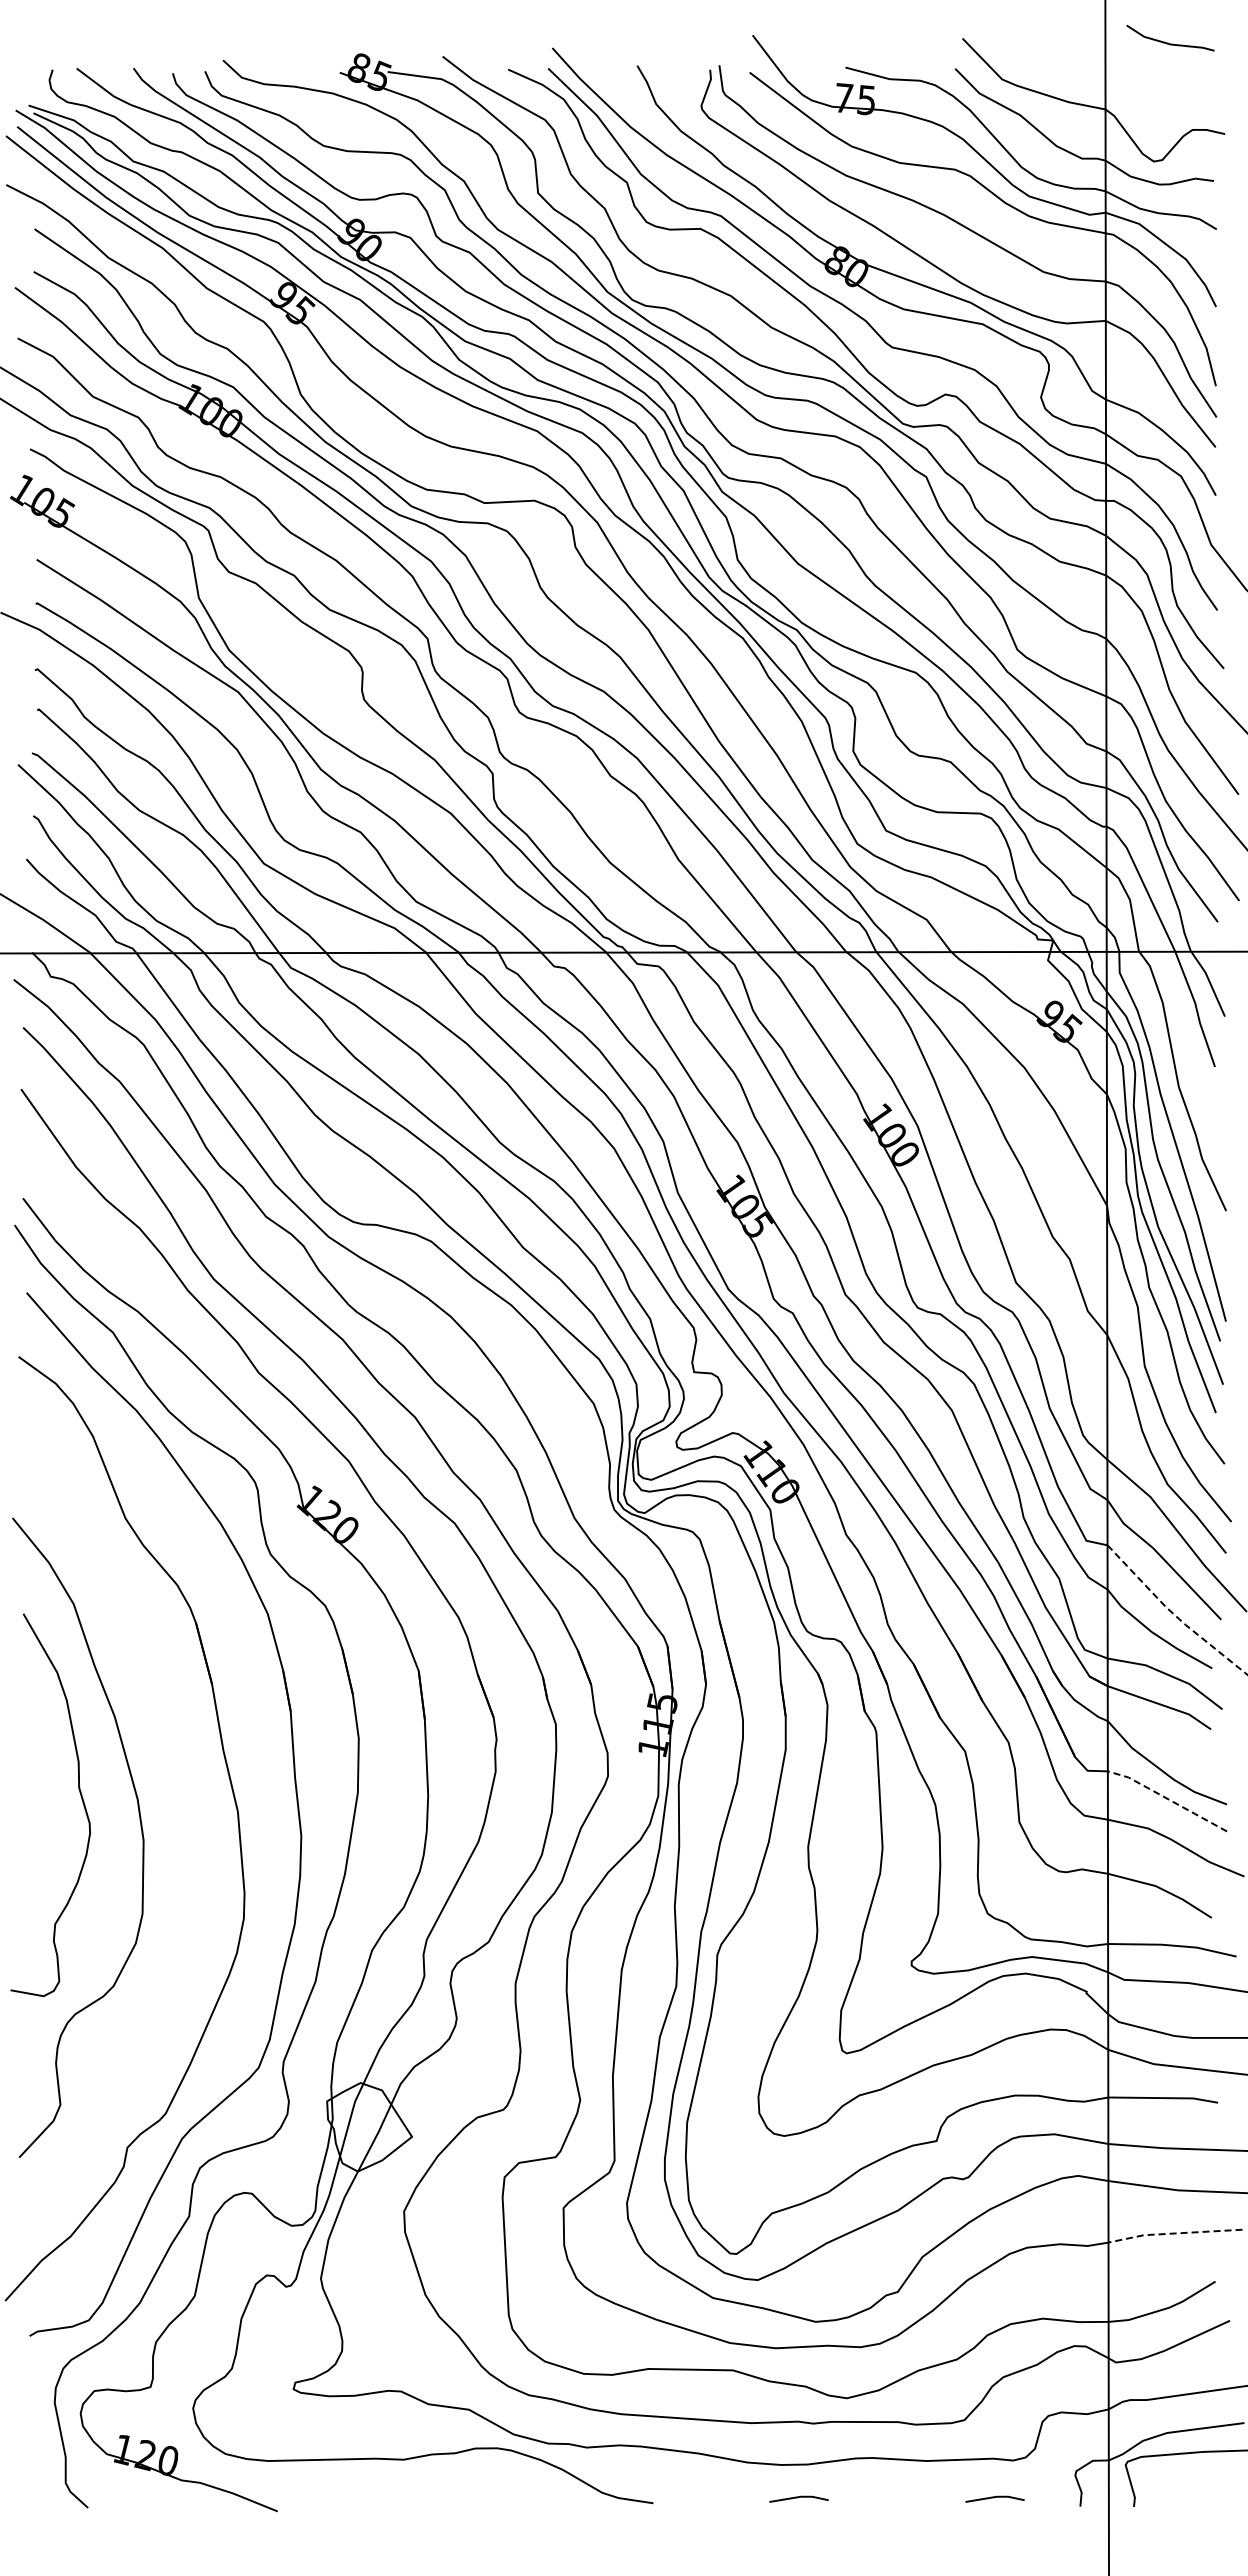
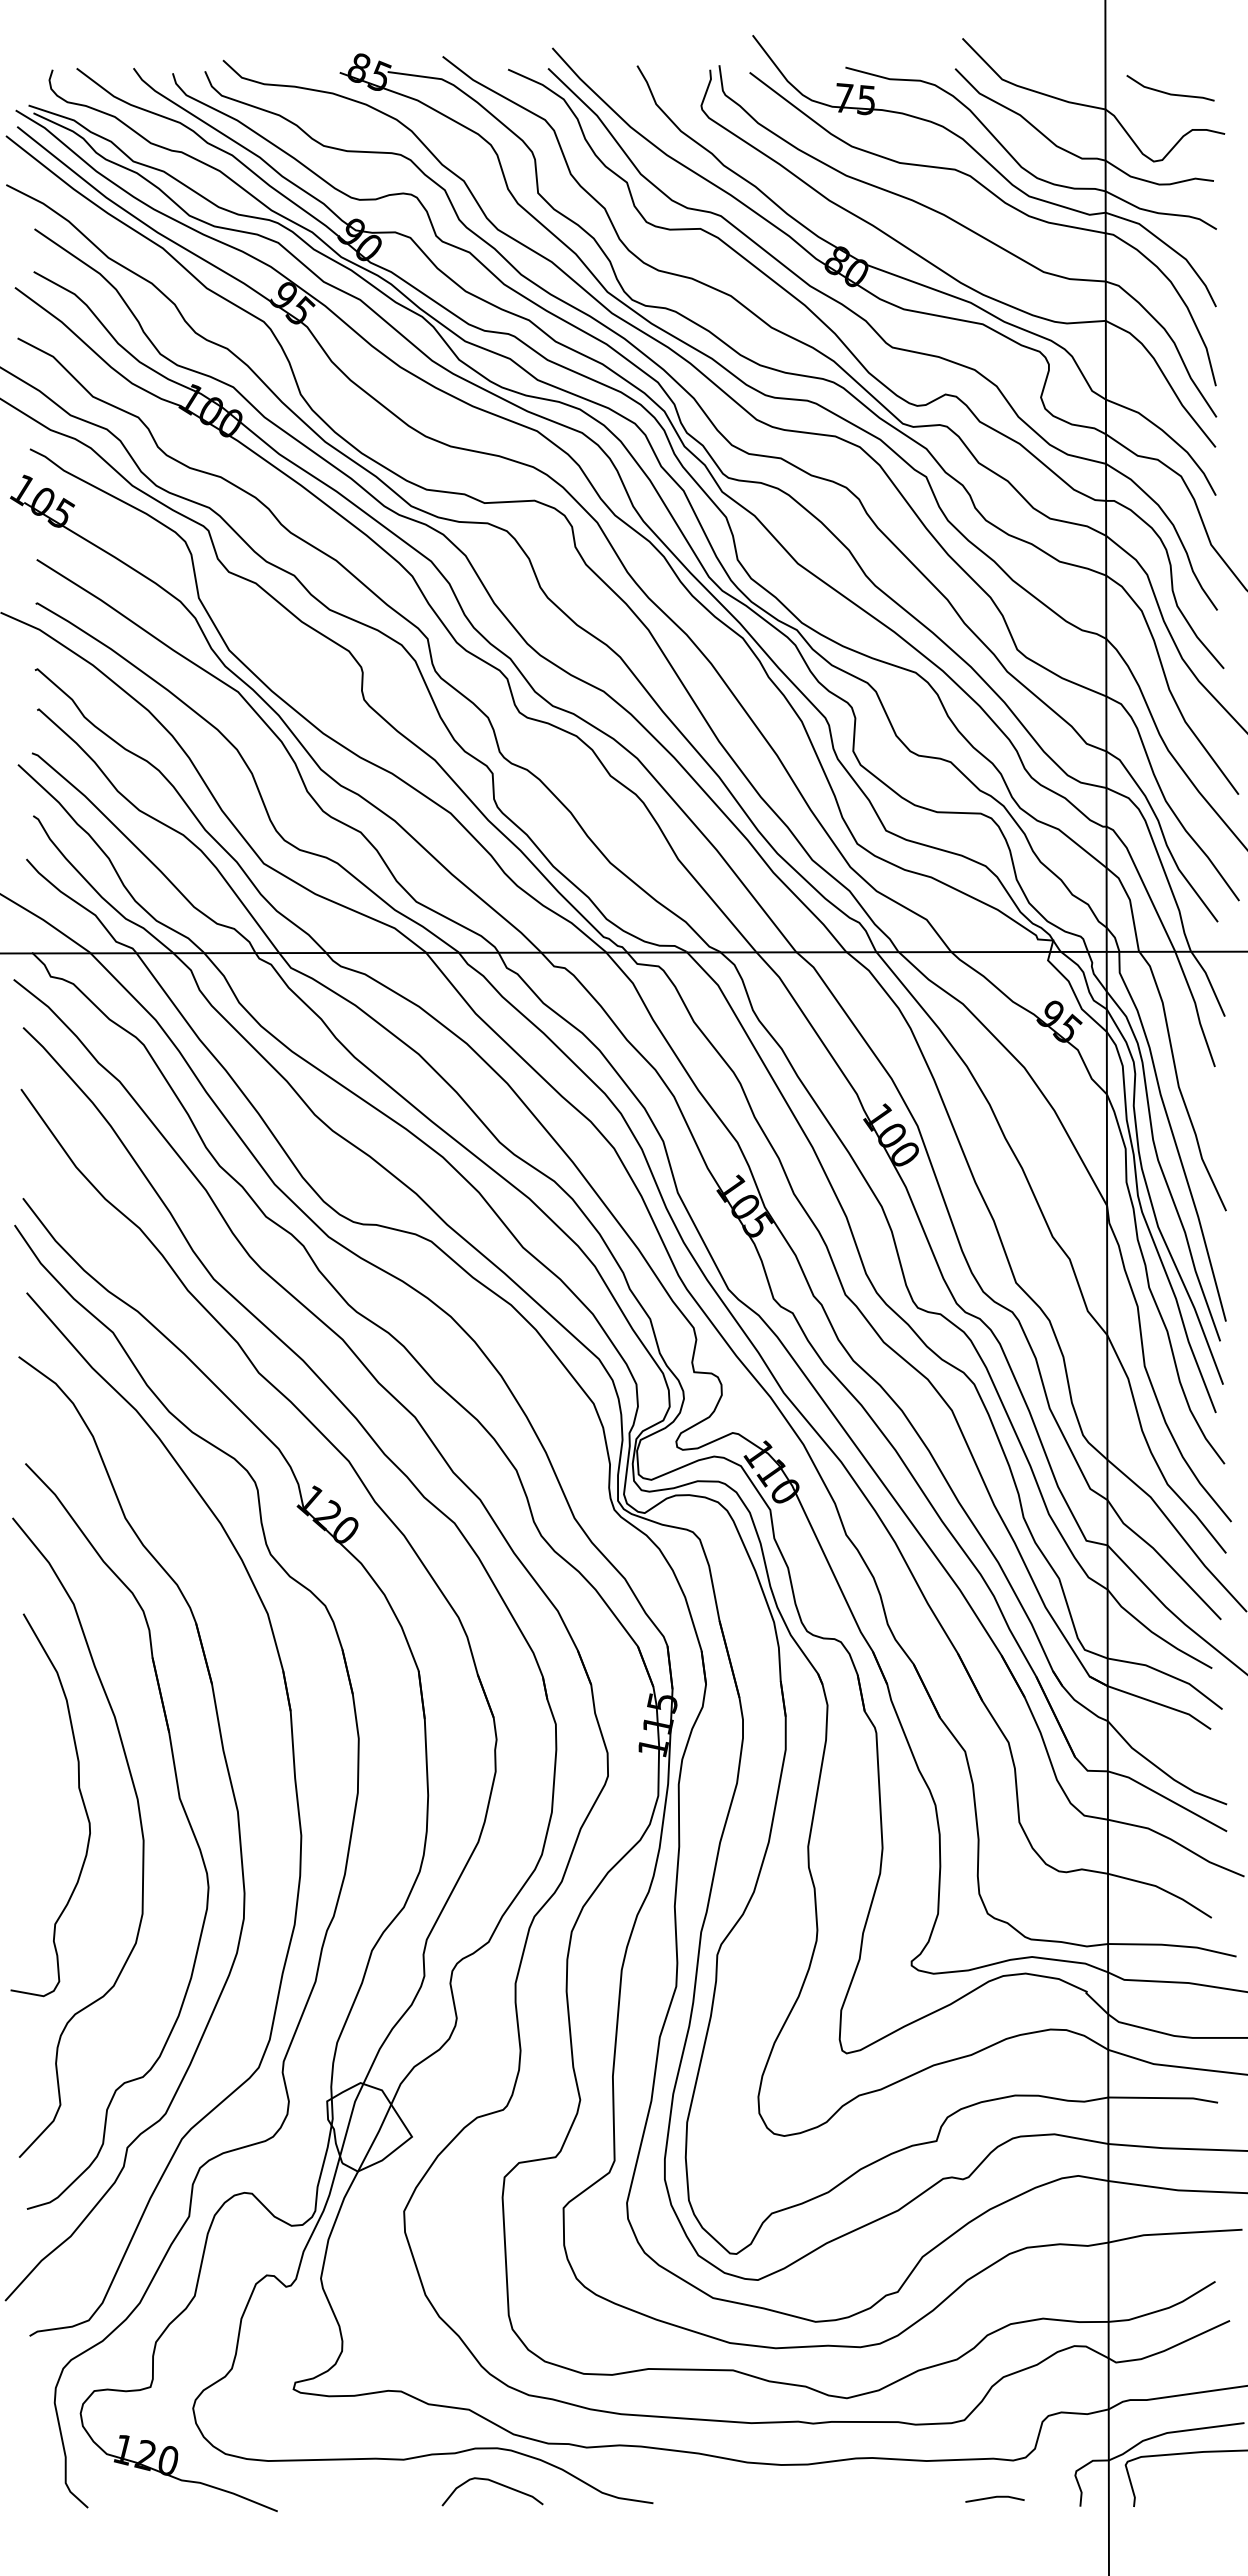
line position: (1168, 42) -> (1168, 92) (1168, 92)
line: dashed -> solid (1174, 1614)
line: dashed -> solid (1167, 1799)
part: none -> present (182, 1808)
line: dashed -> solid (1173, 2233)
curve: none -> present (495, 2483)
line: present -> none (798, 2498)
